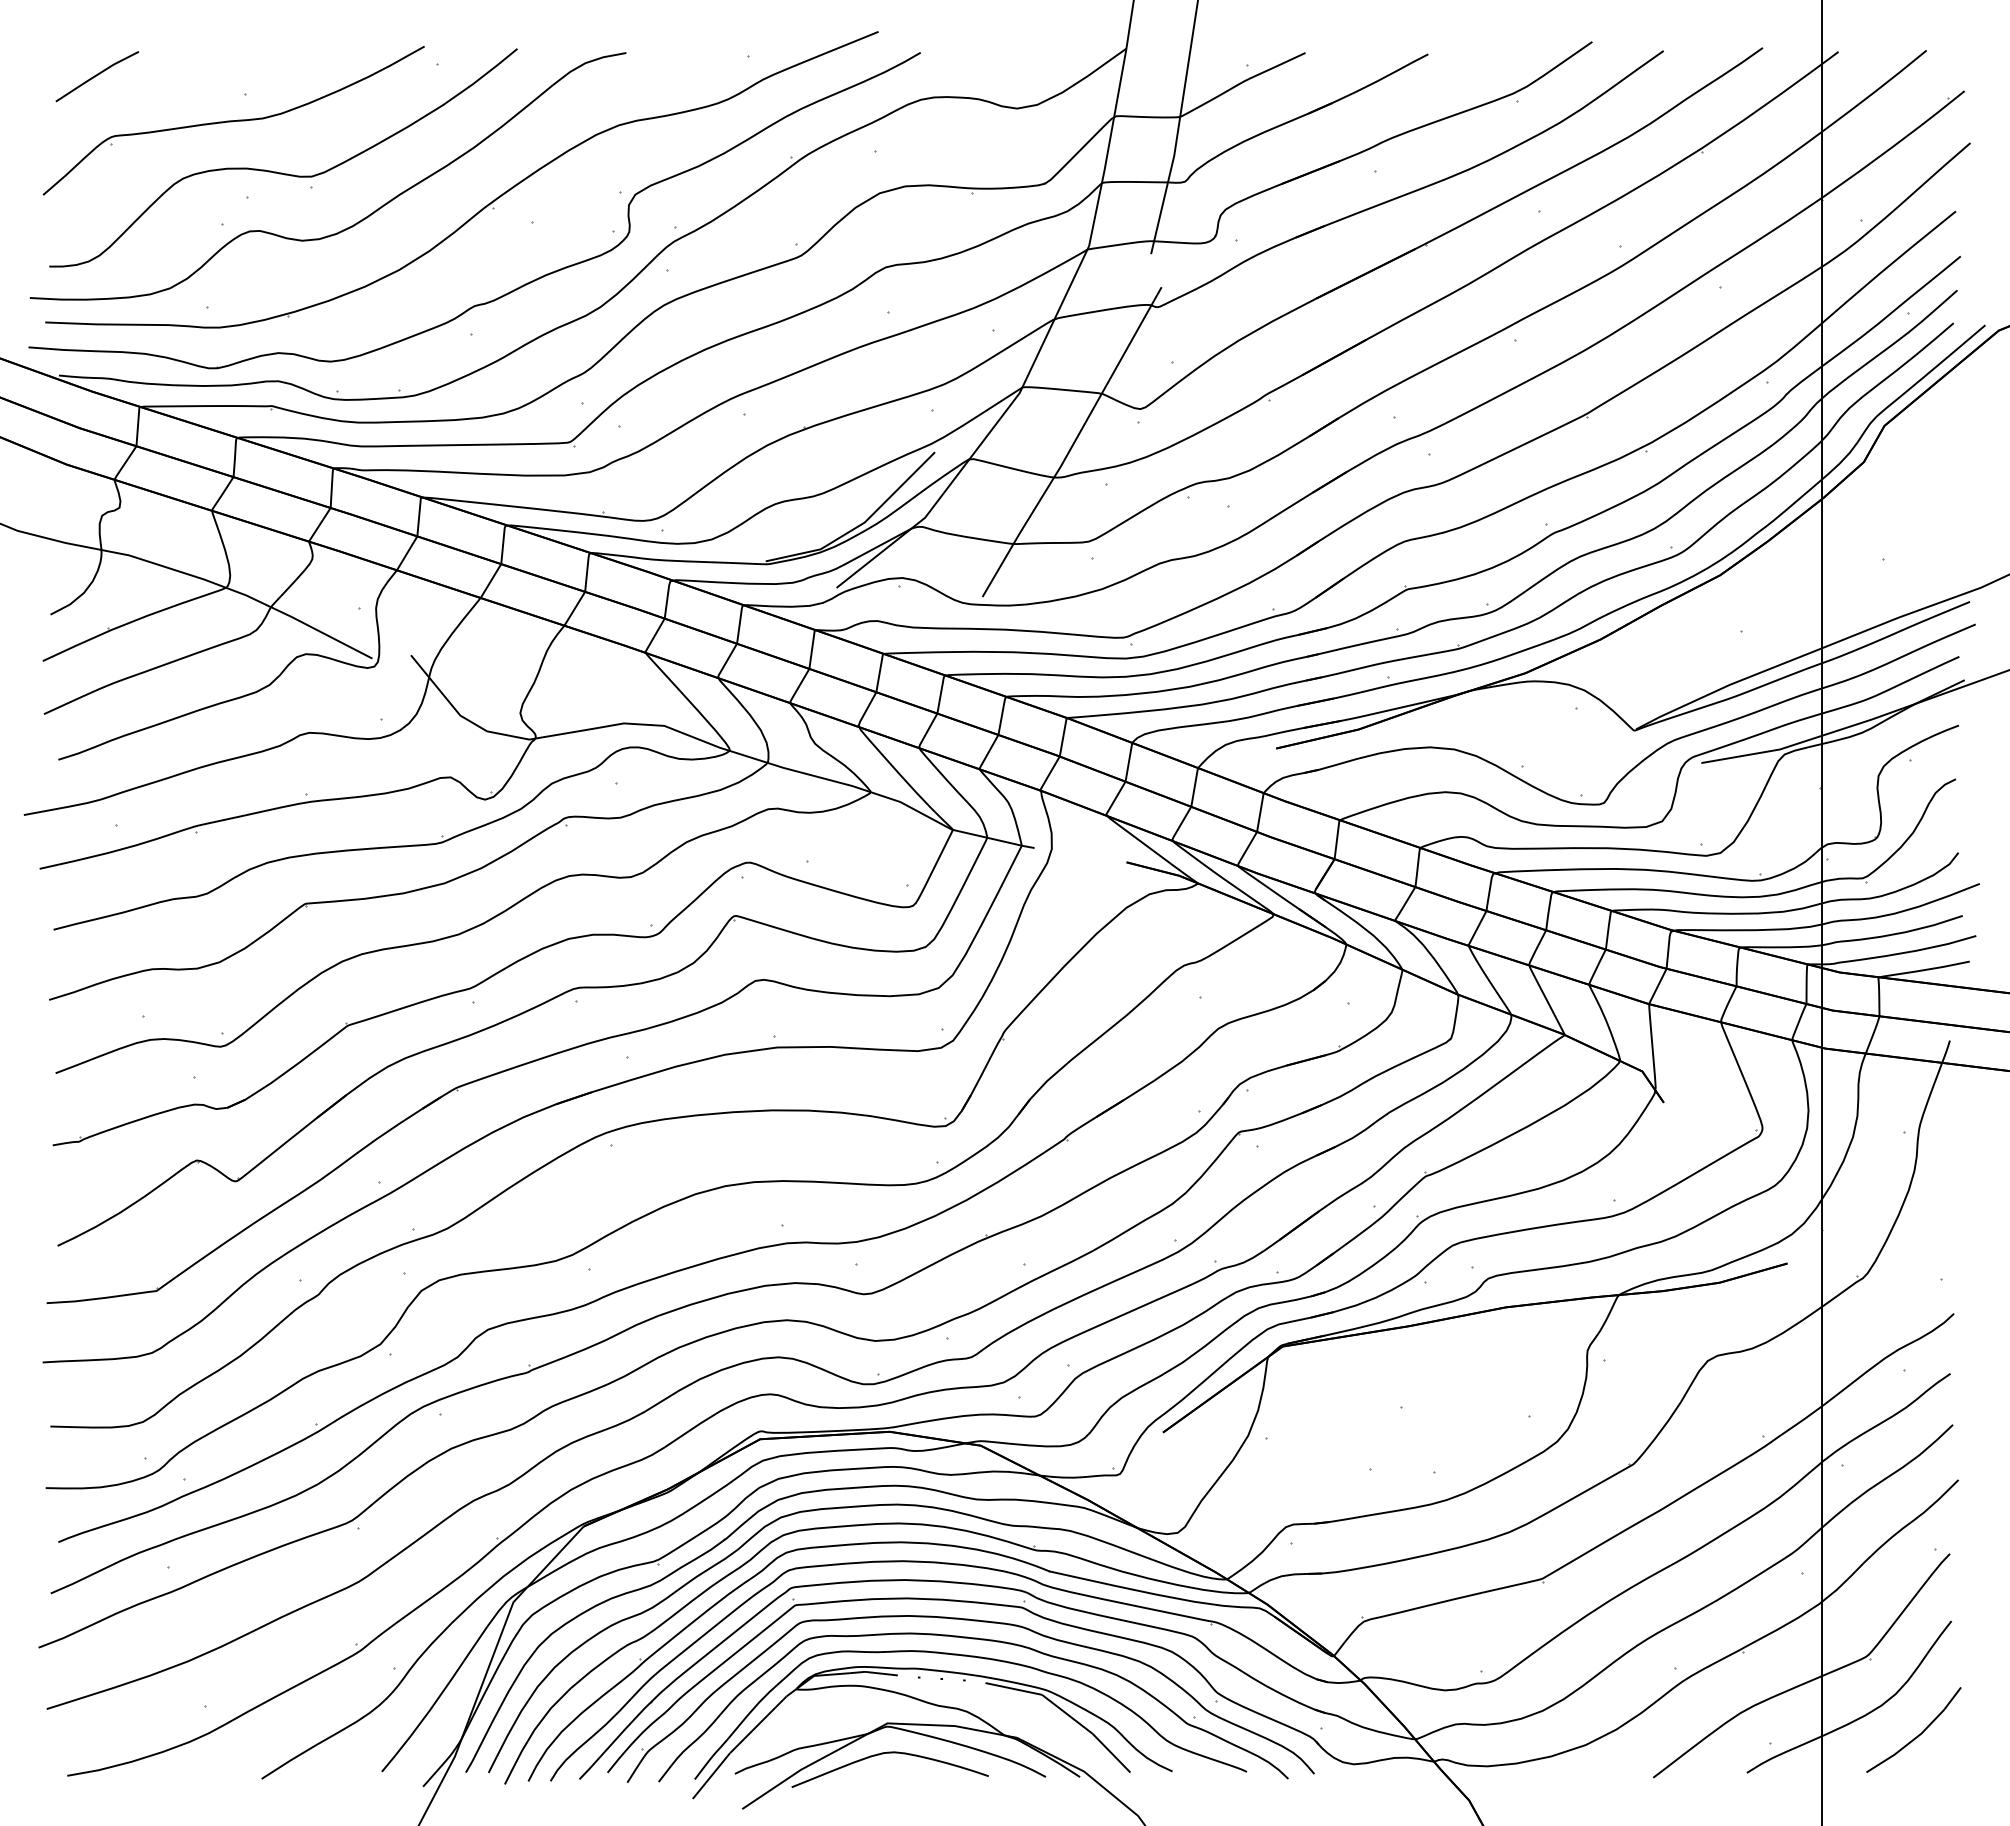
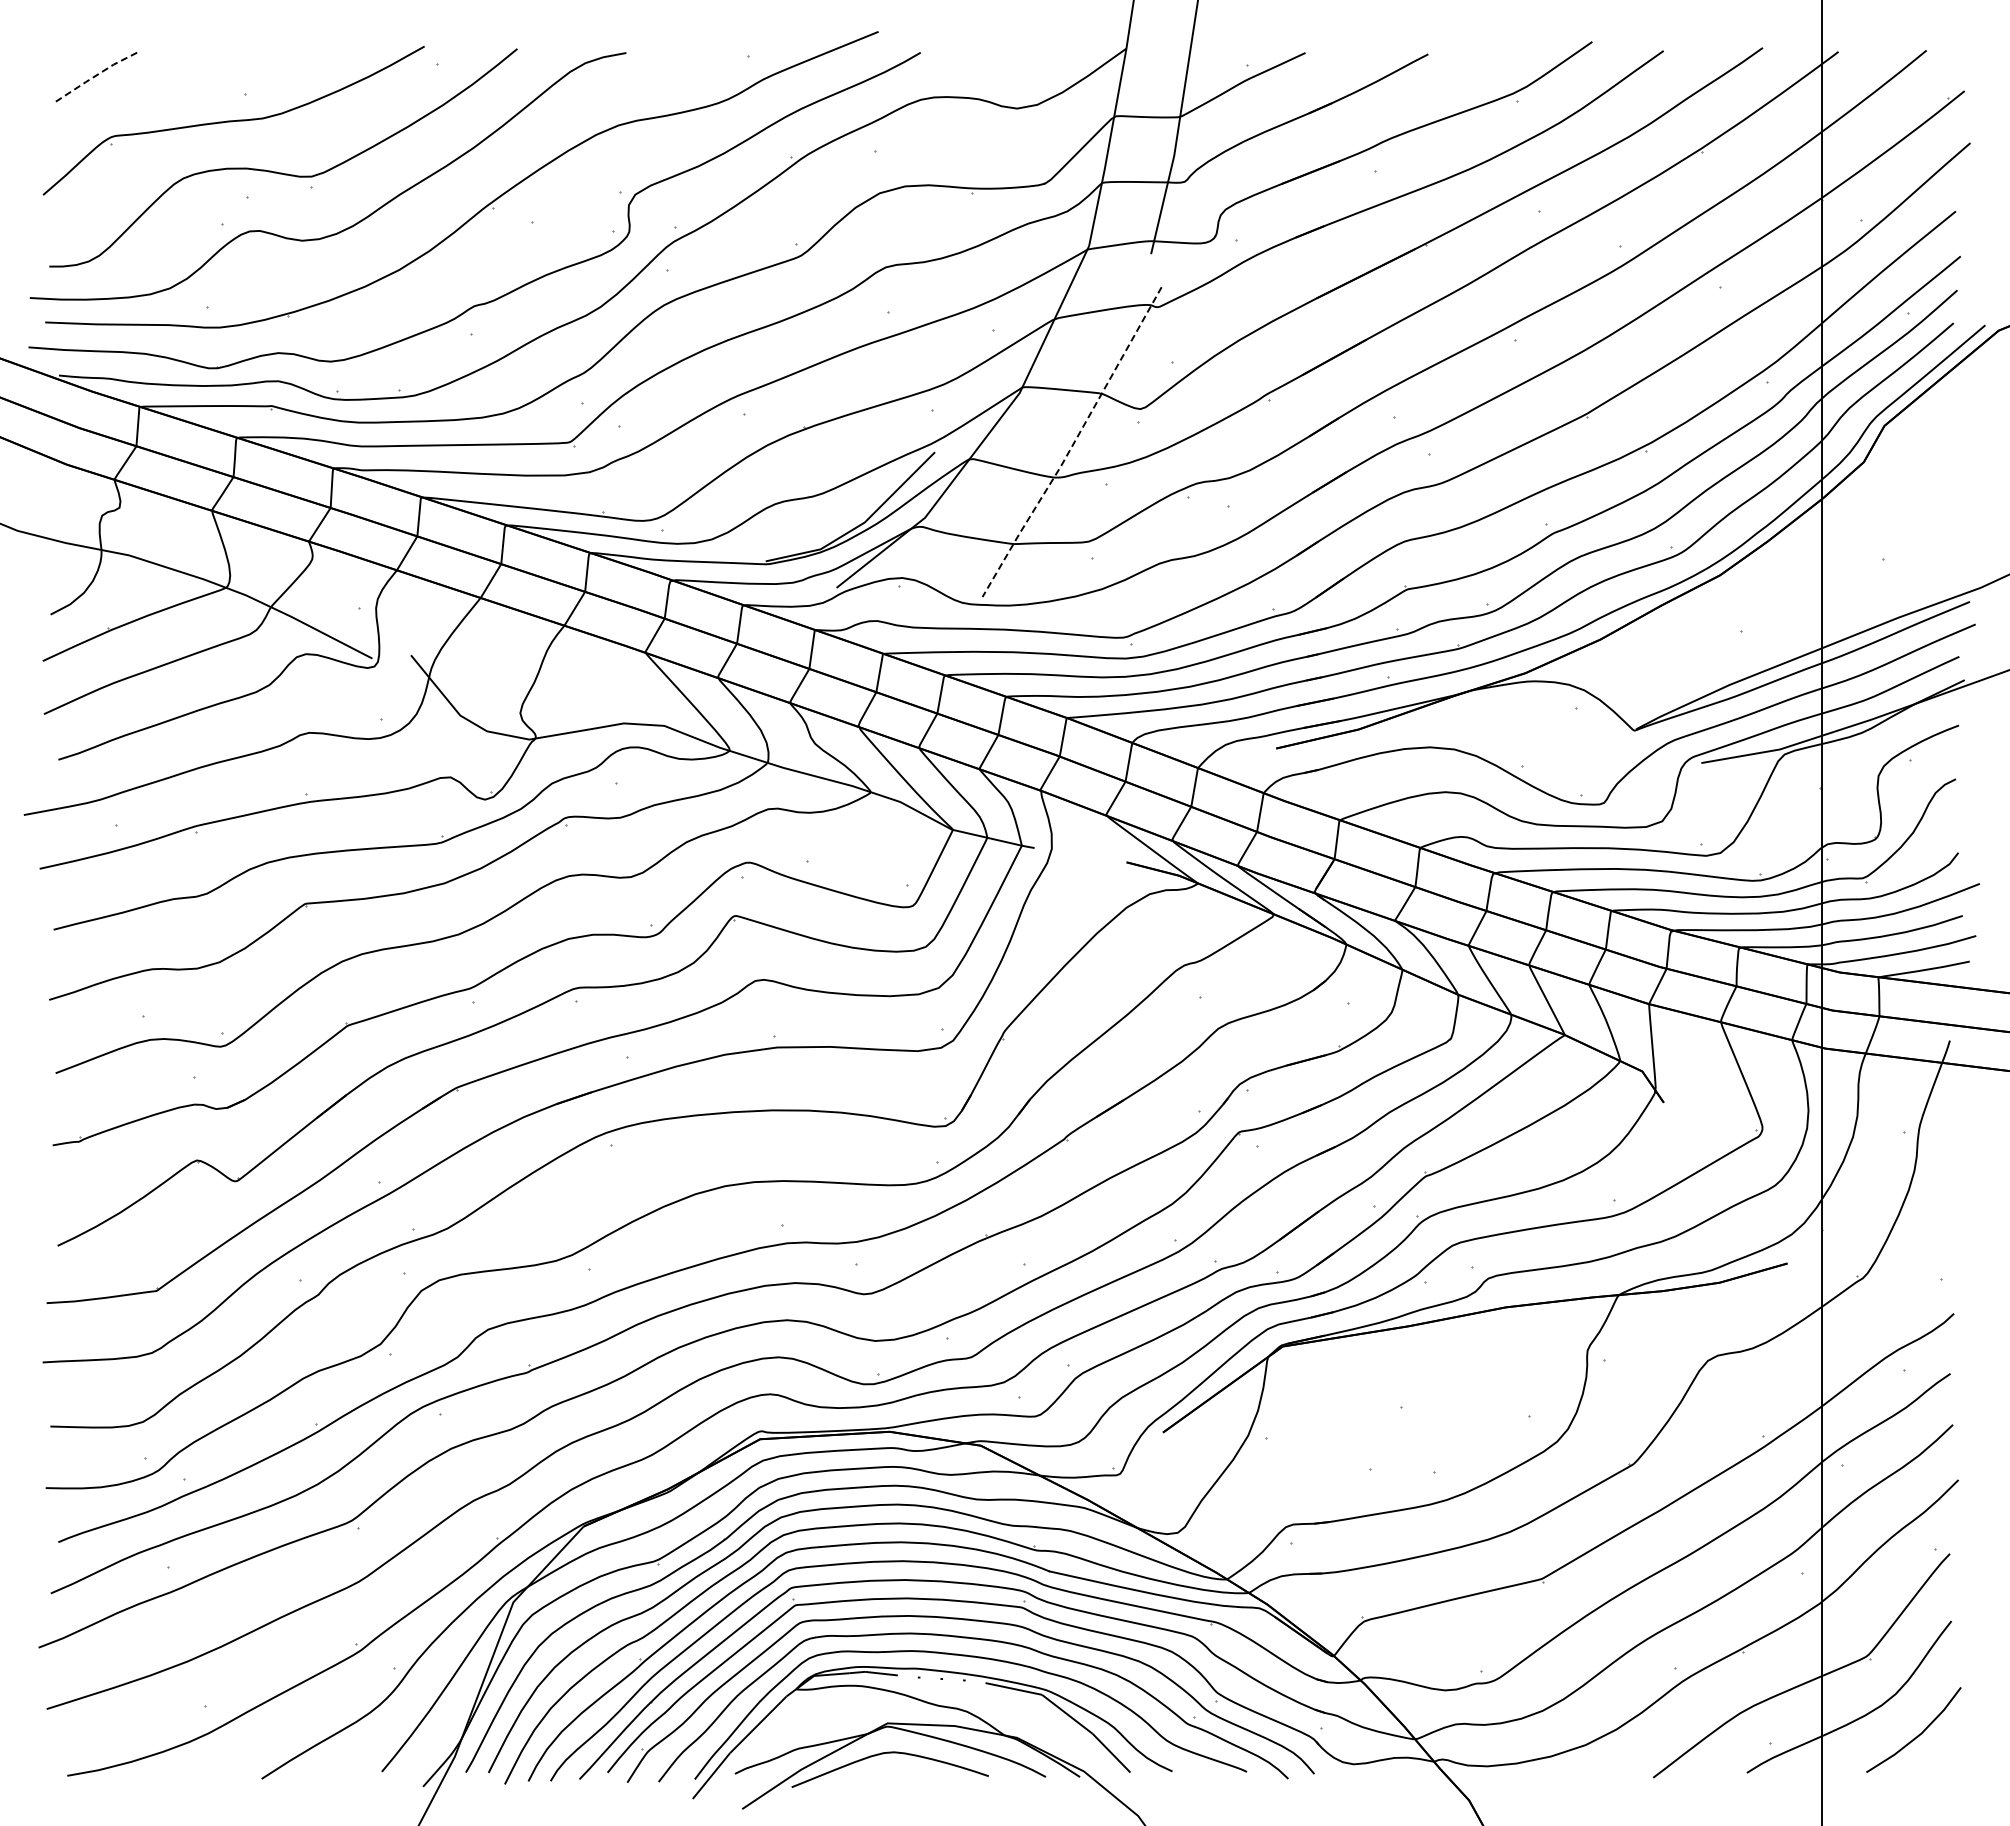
line: solid -> dashed (96, 75)
line: solid -> dashed (1073, 444)
